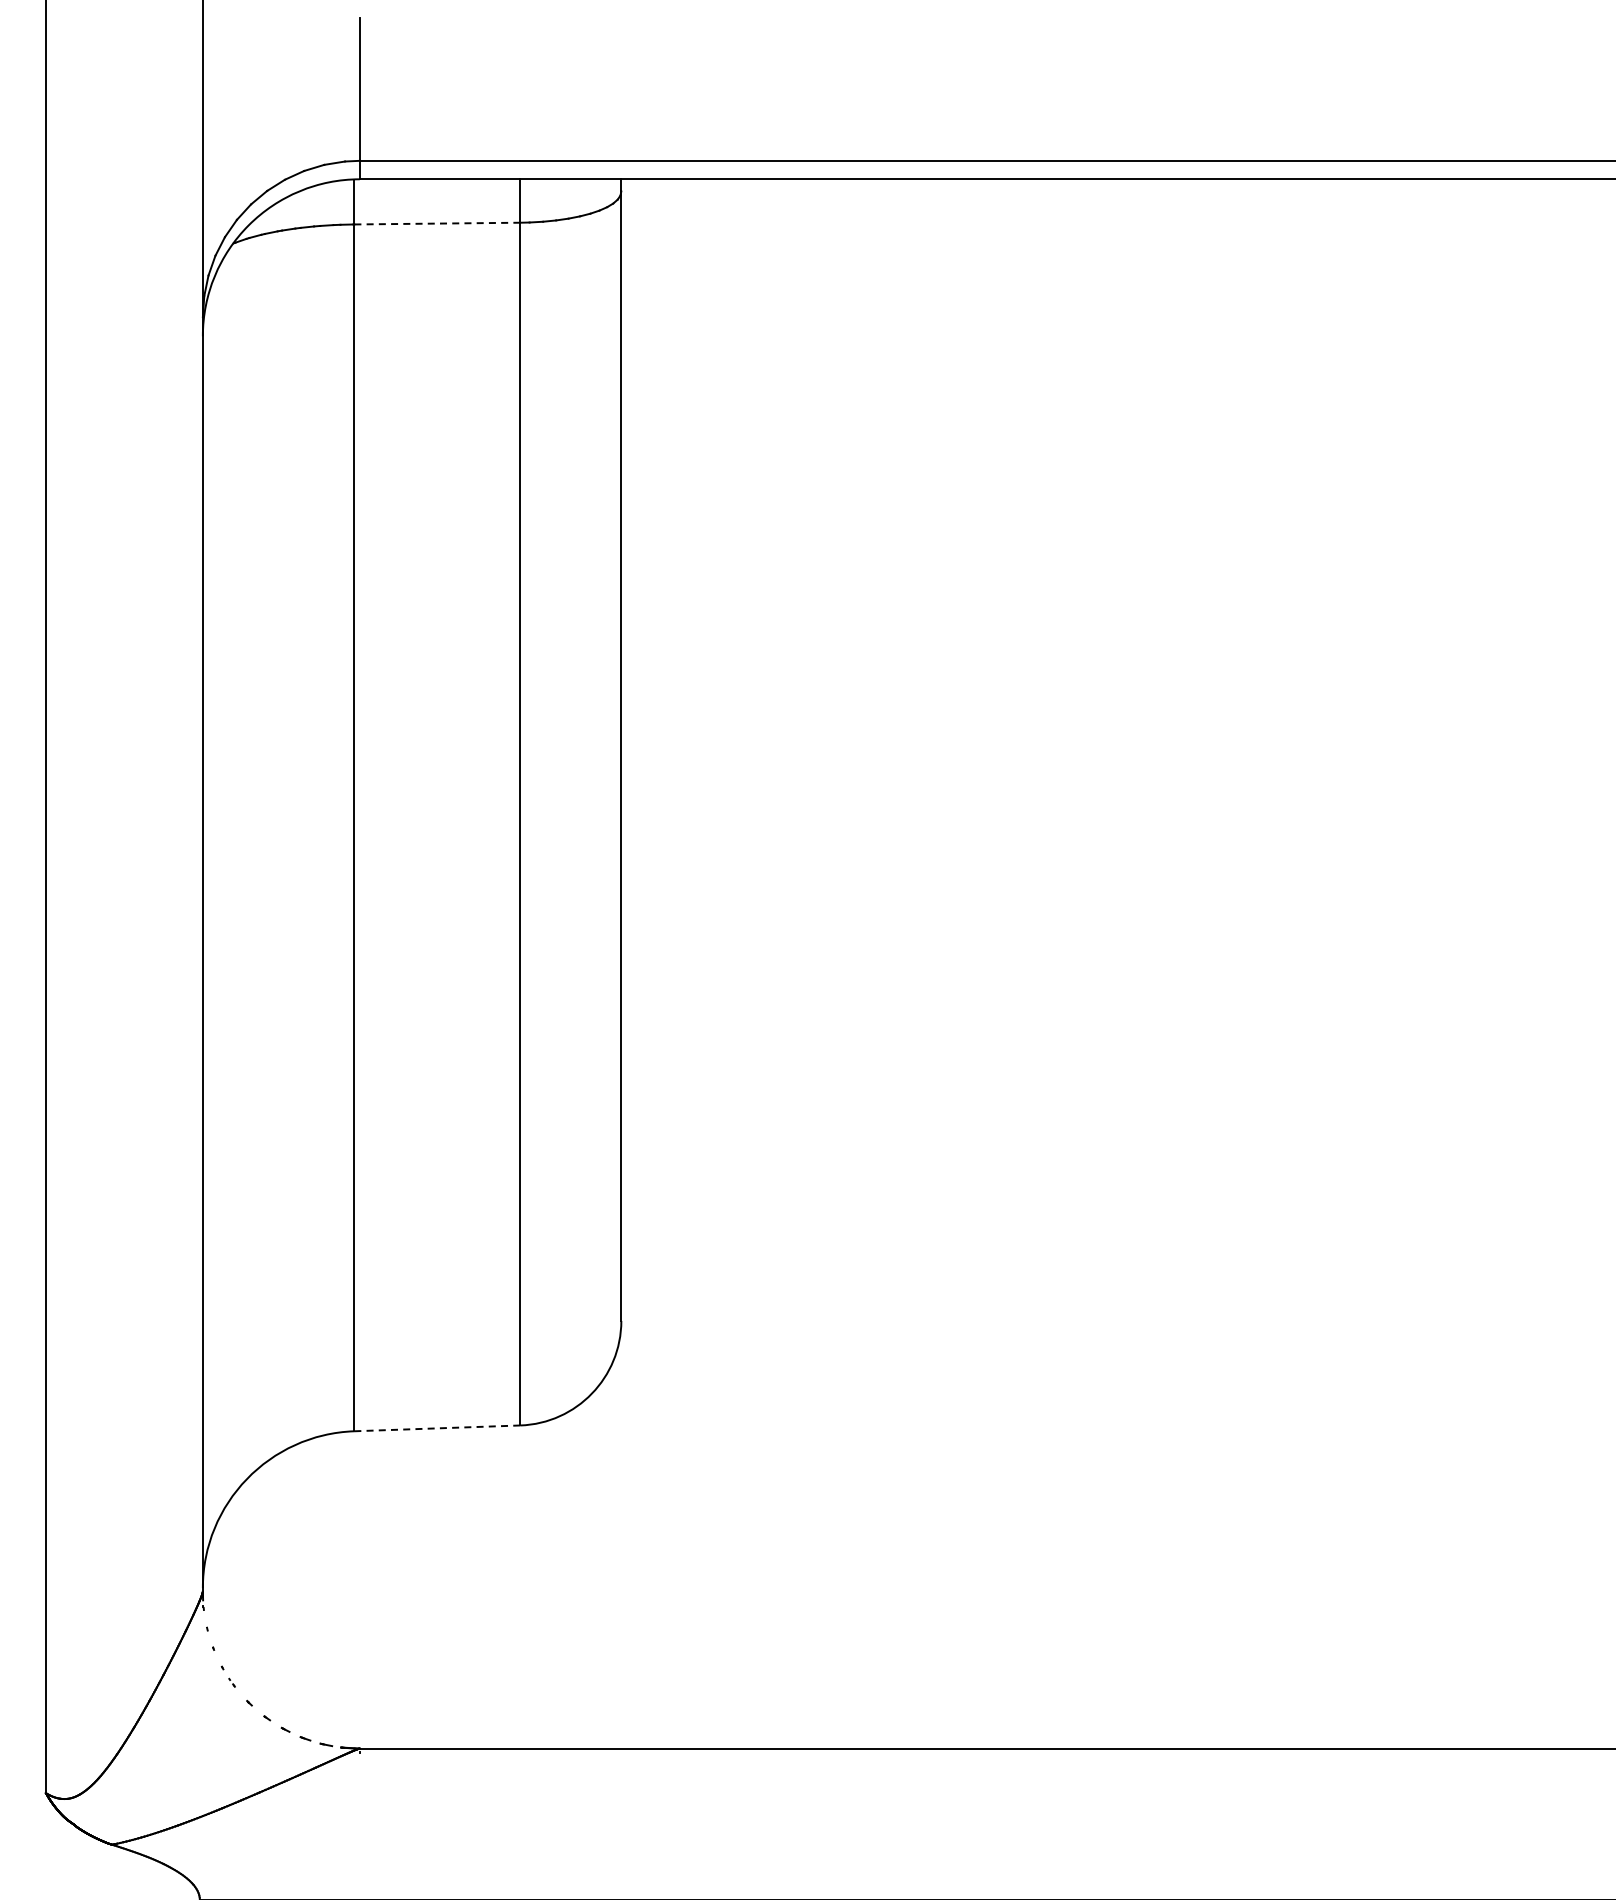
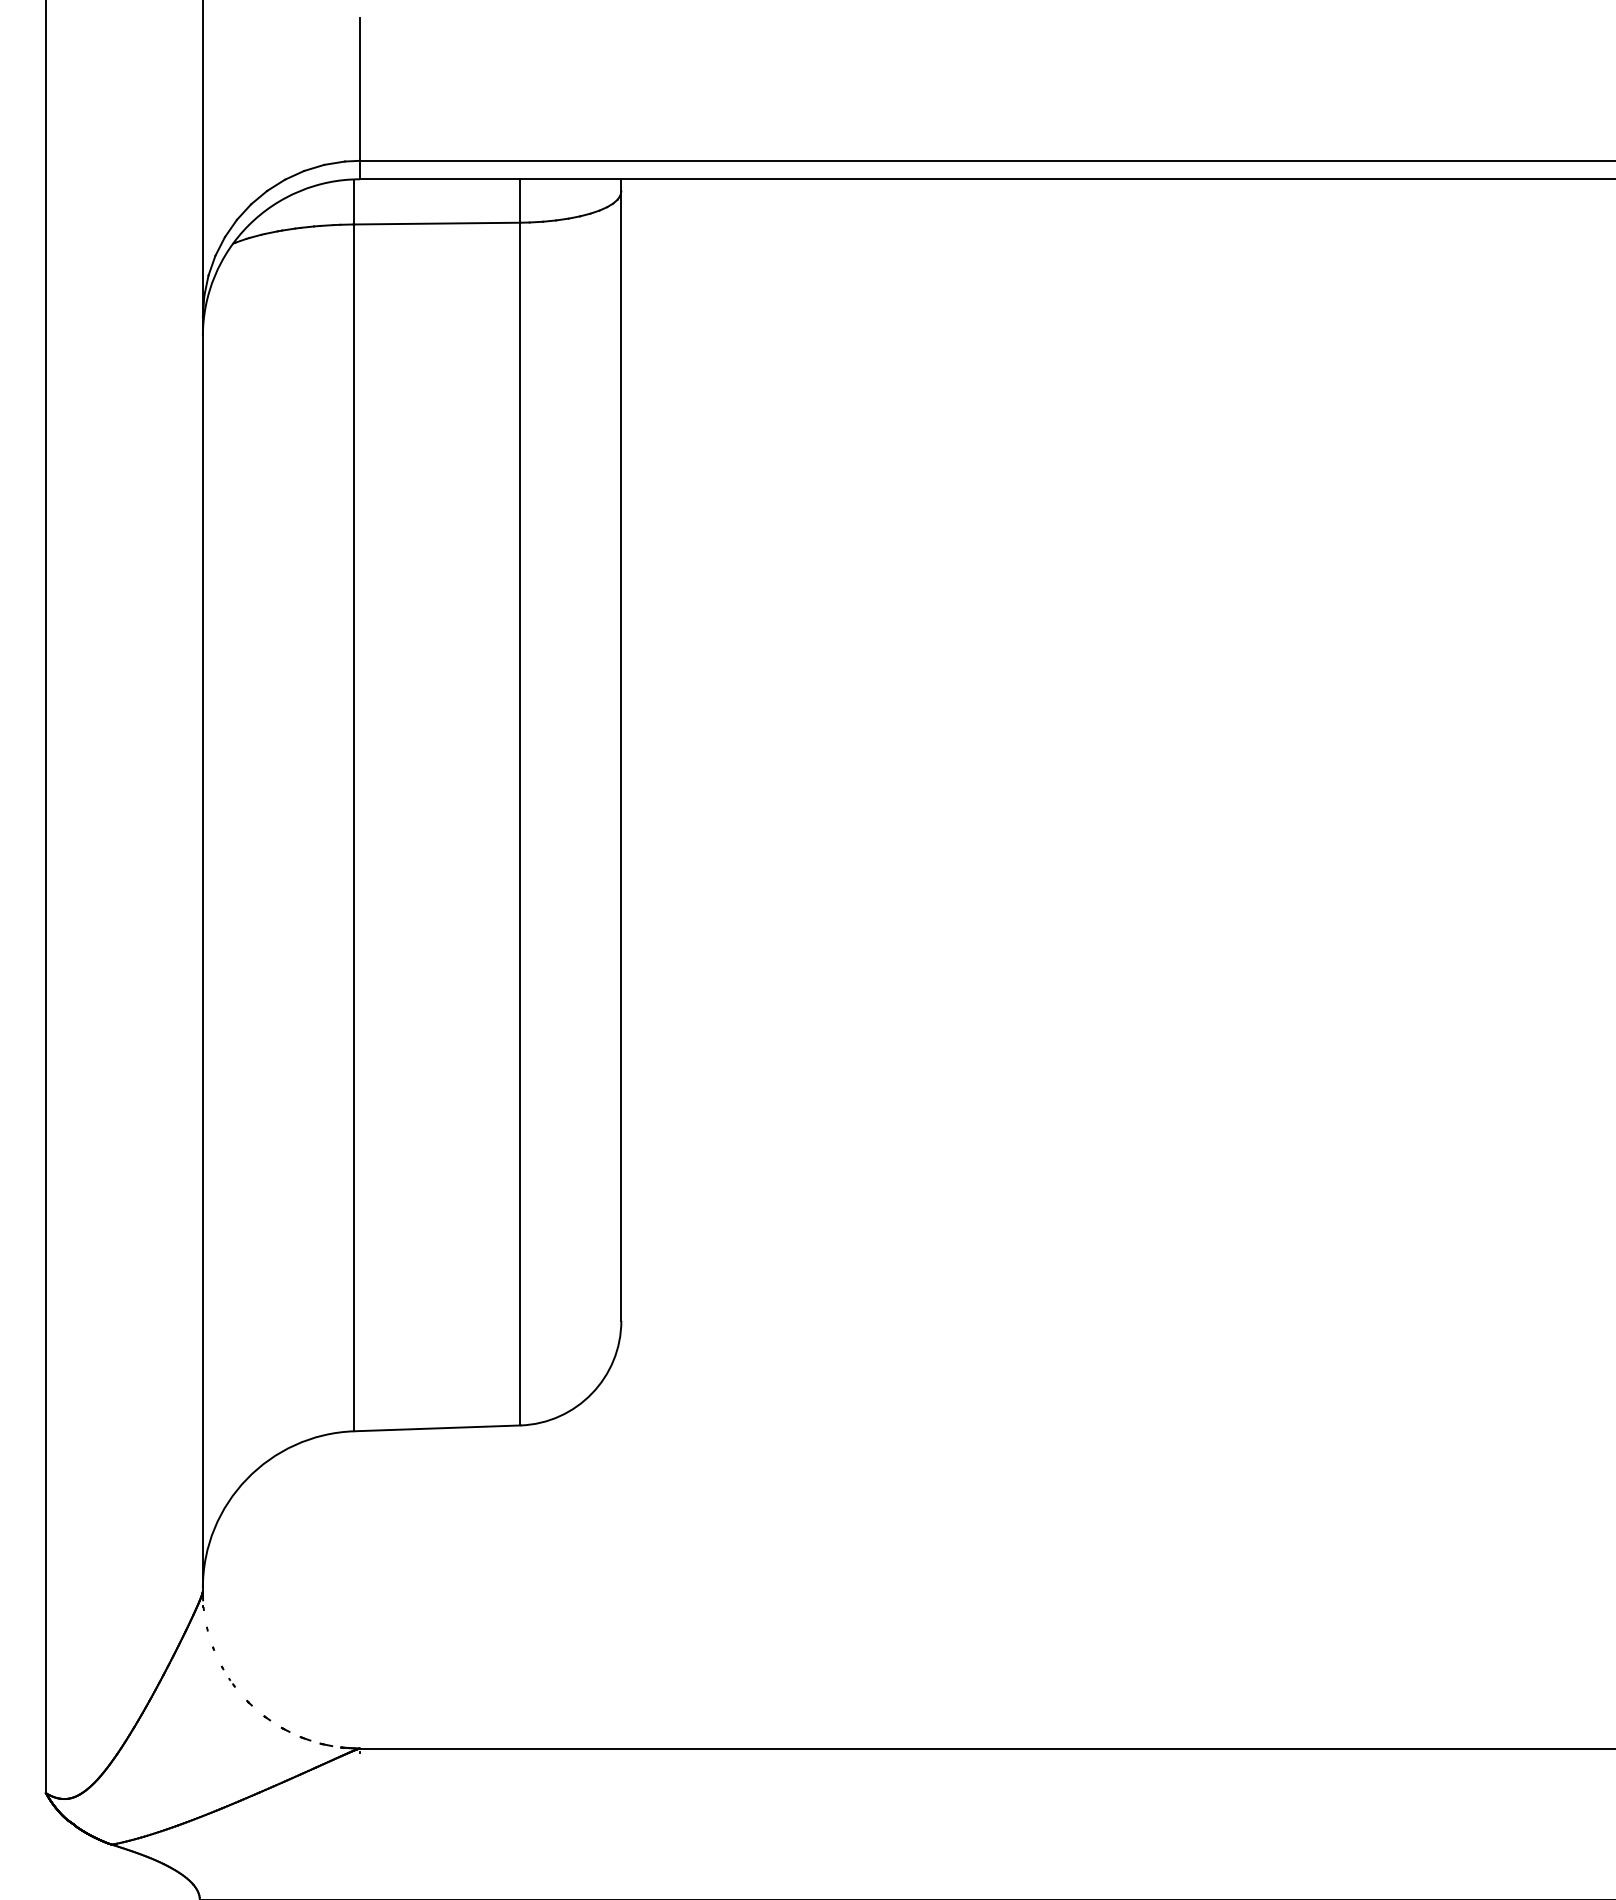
line: dashed -> solid (436, 223)
line: dashed -> solid (437, 1428)
